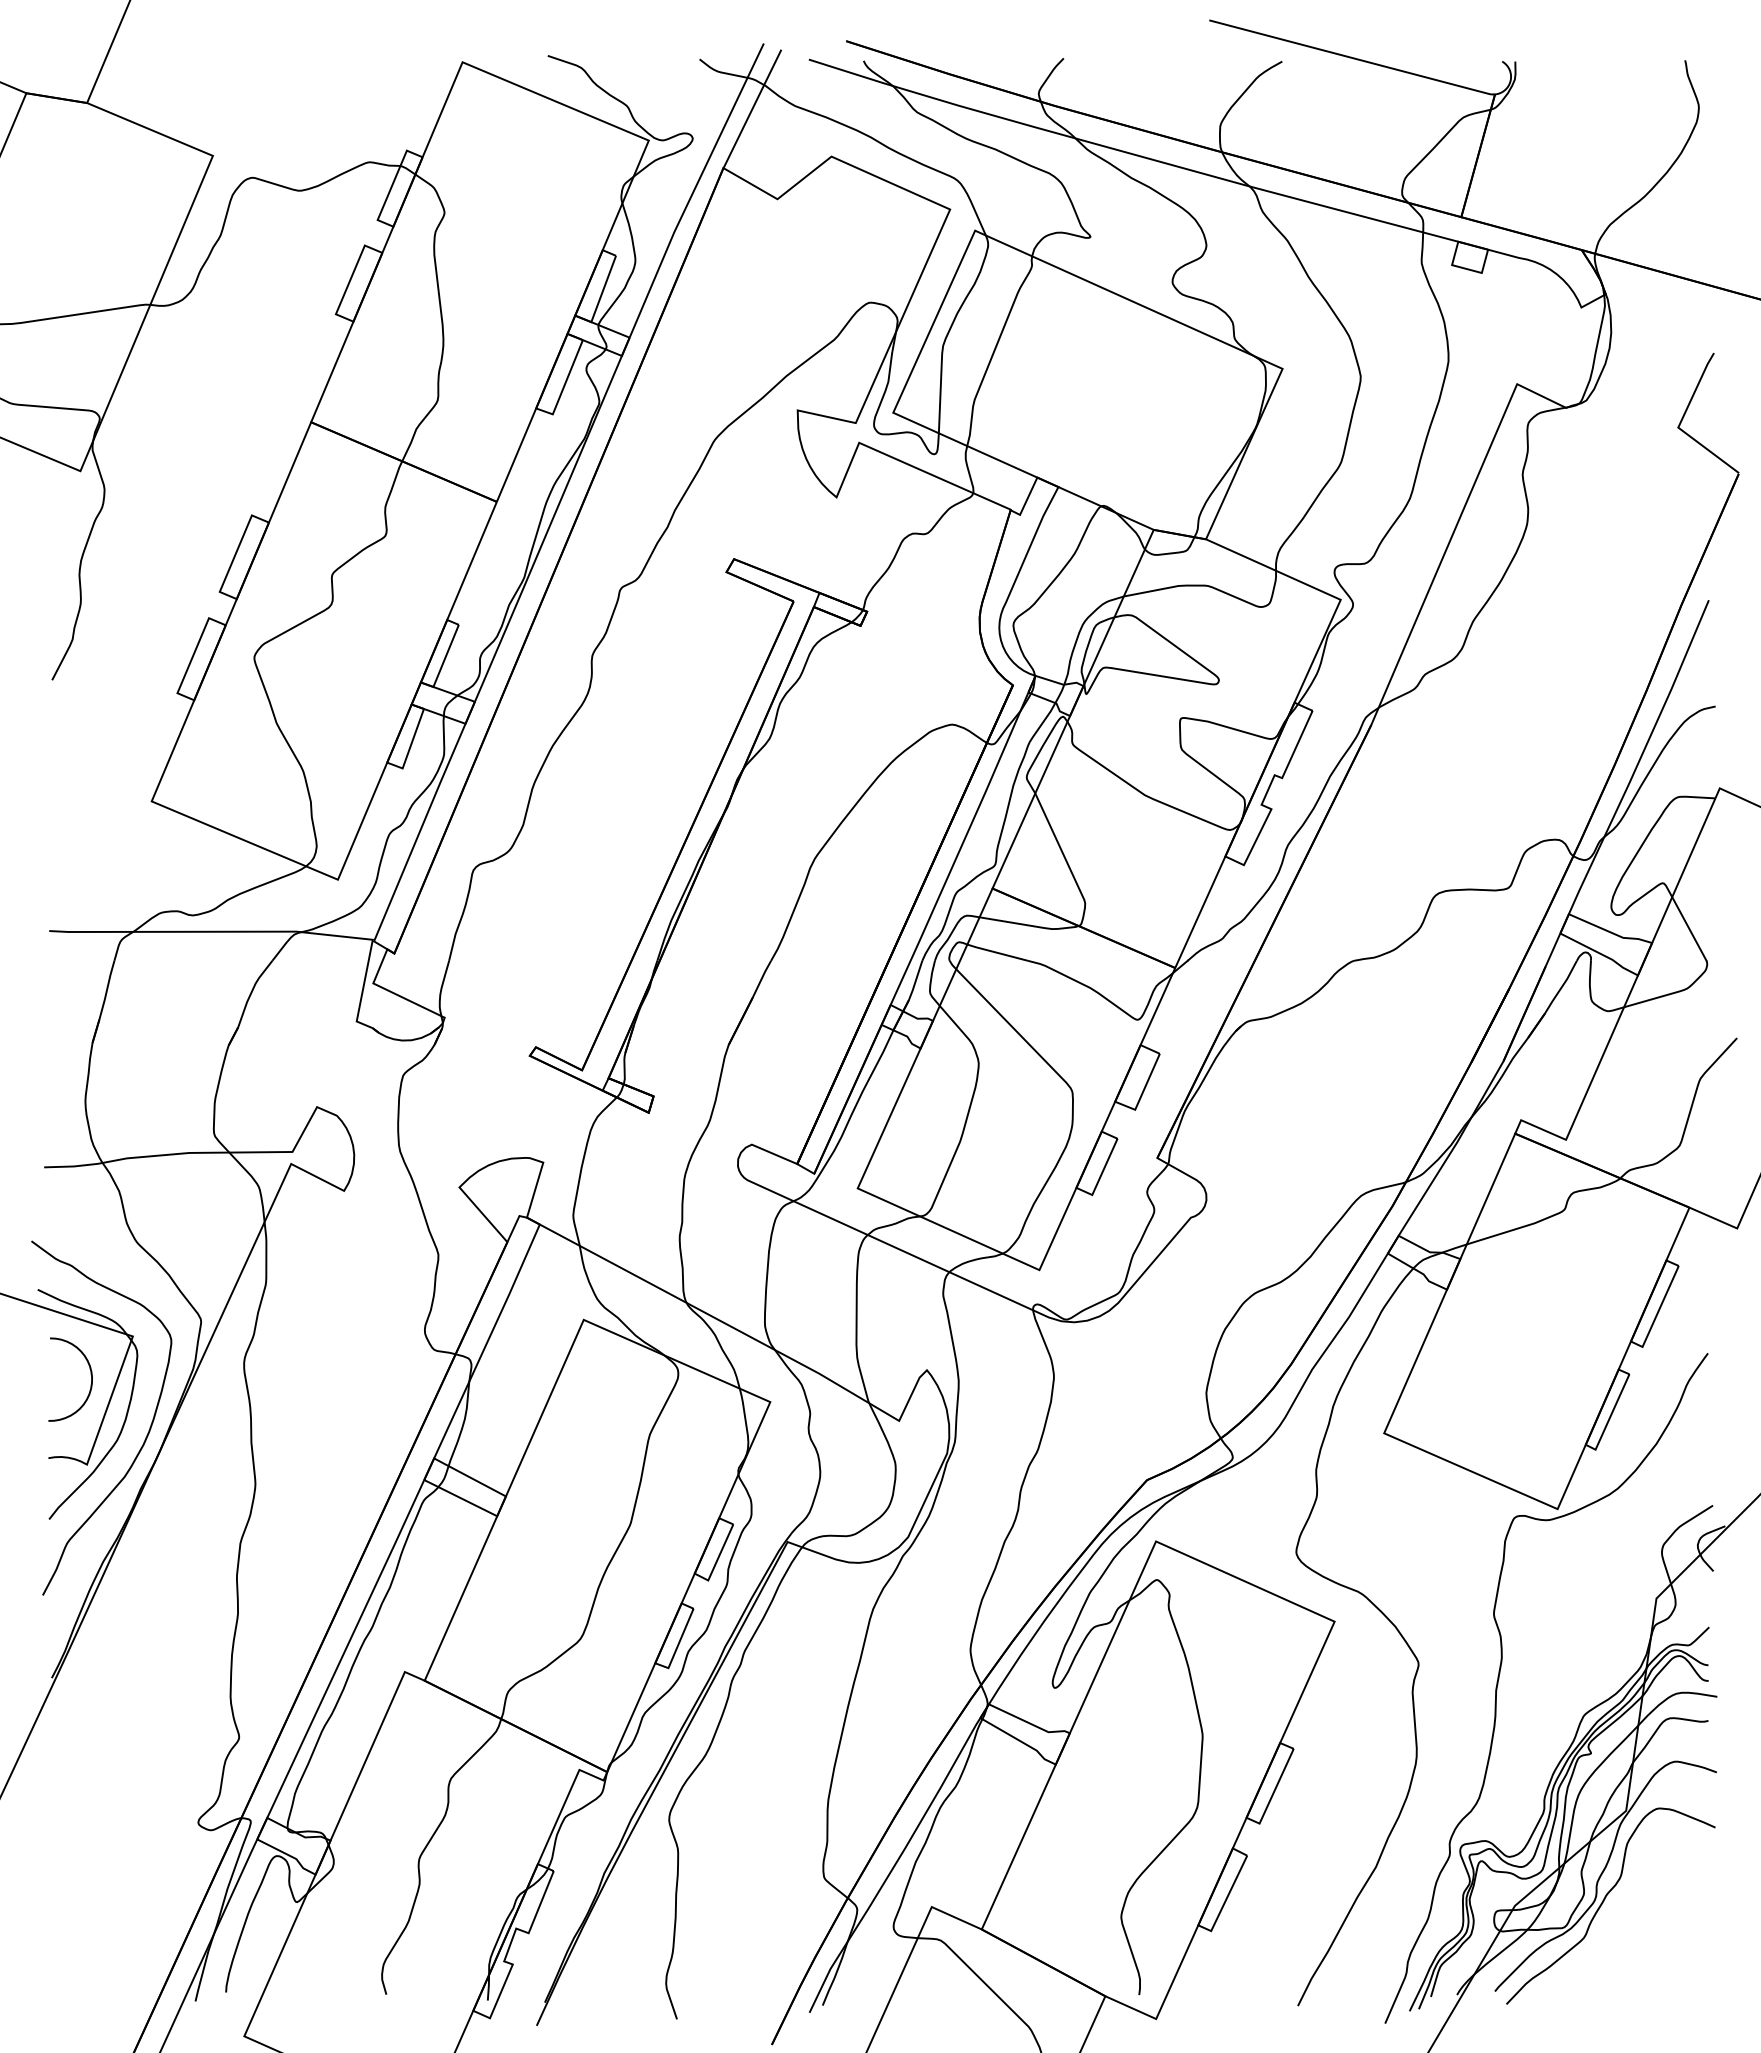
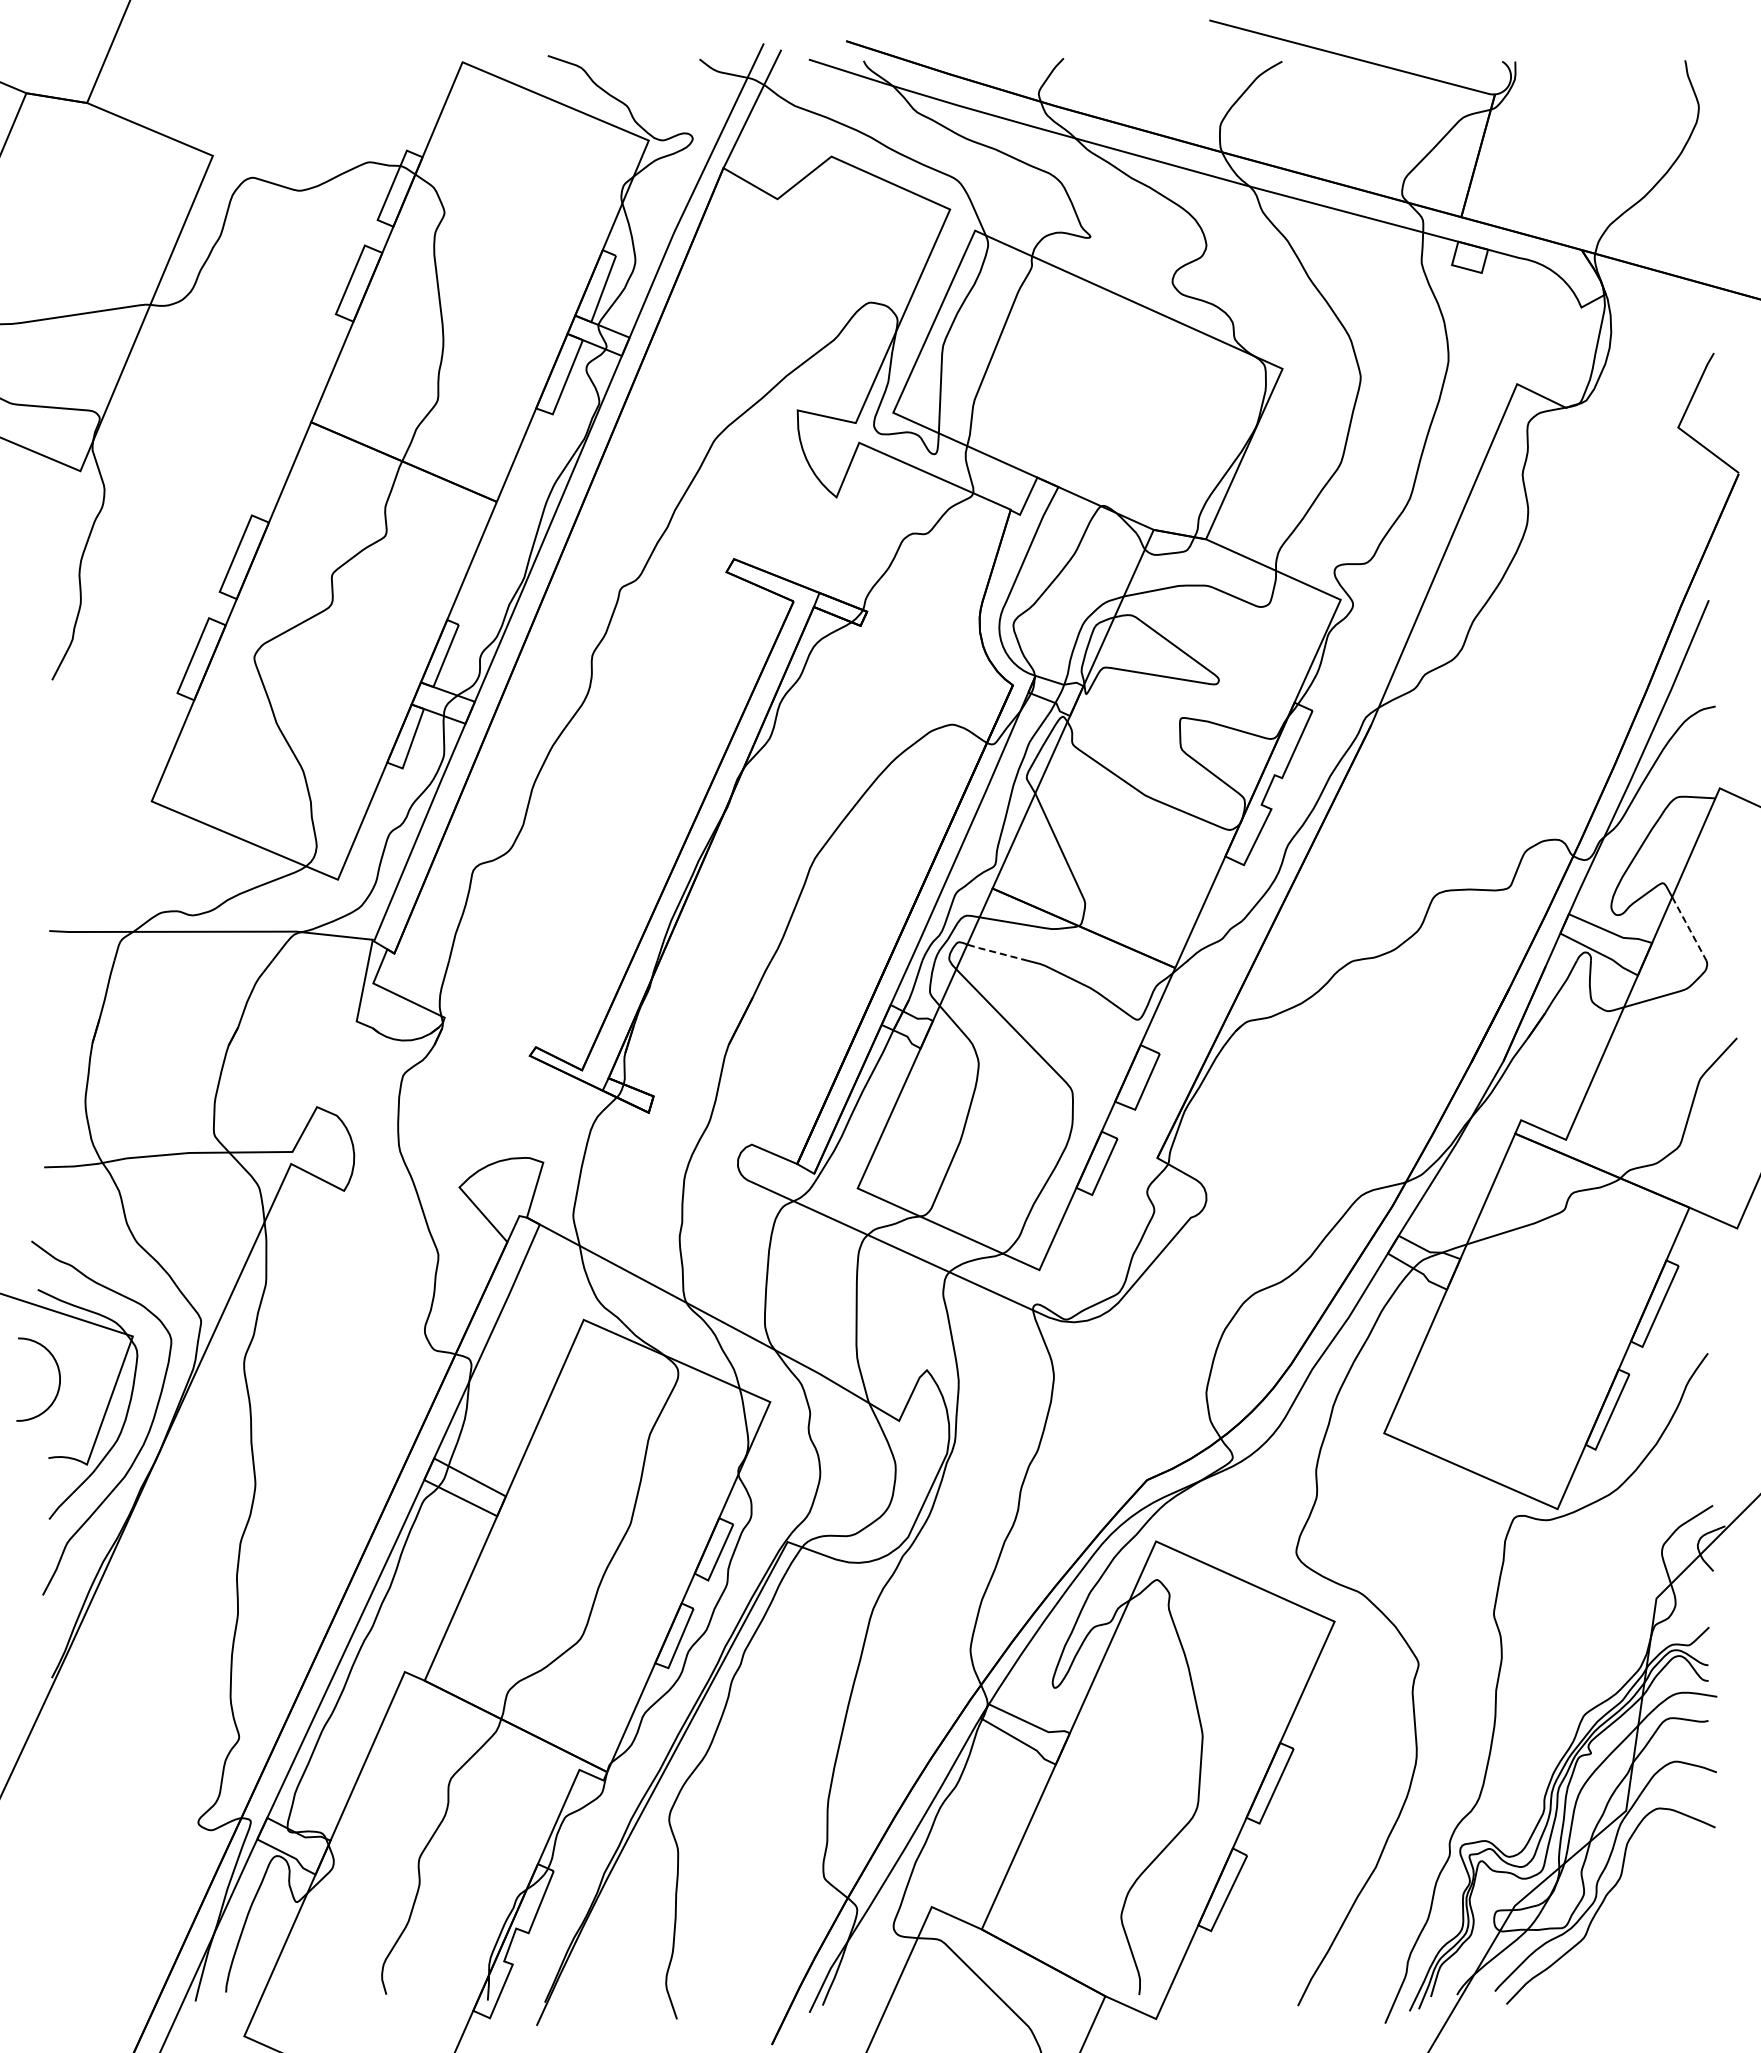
line: solid -> dashed (1689, 929)
line: solid -> dashed (996, 952)
curve position: (90, 1374) -> (58, 1374) (58, 1374)
